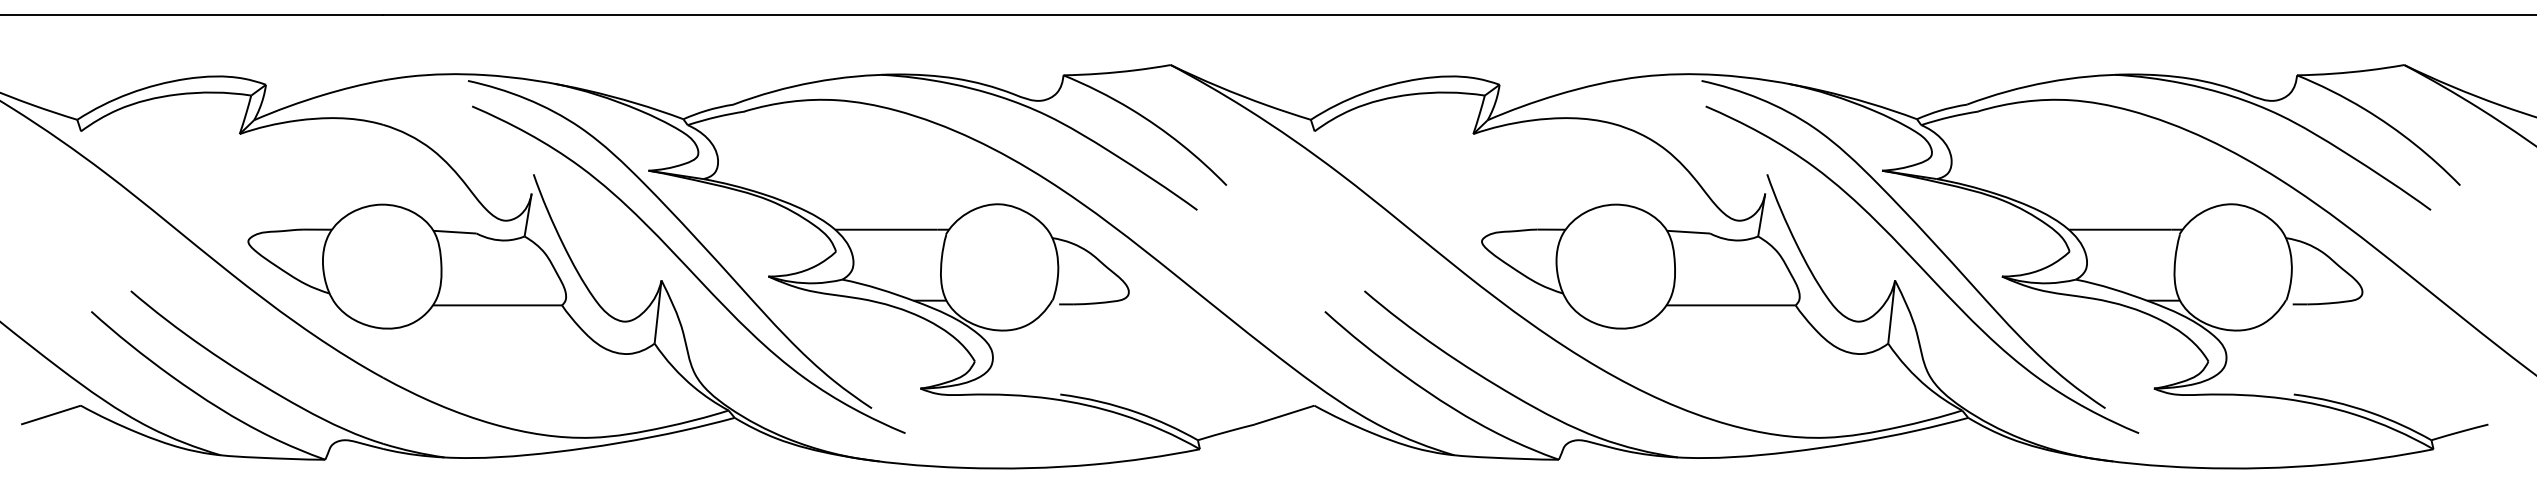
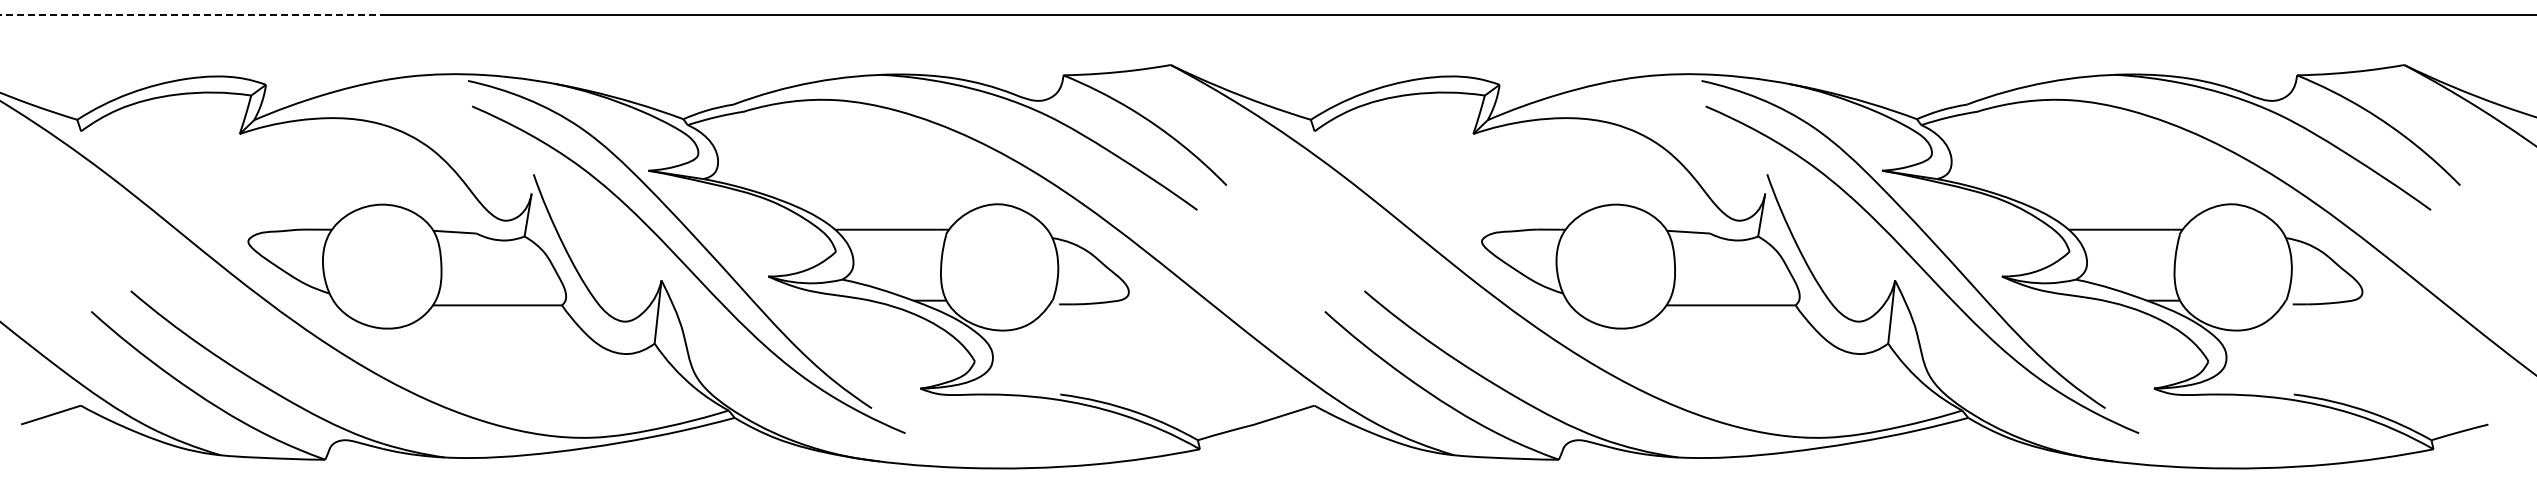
line: solid -> dashed (192, 14)
